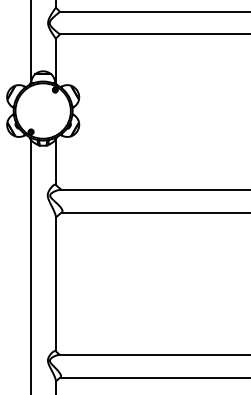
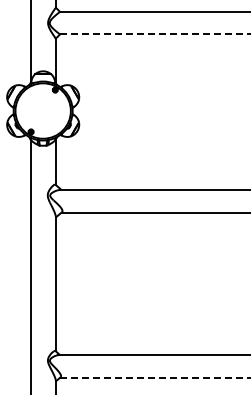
line: solid -> dashed (155, 34)
line: solid -> dashed (156, 377)
